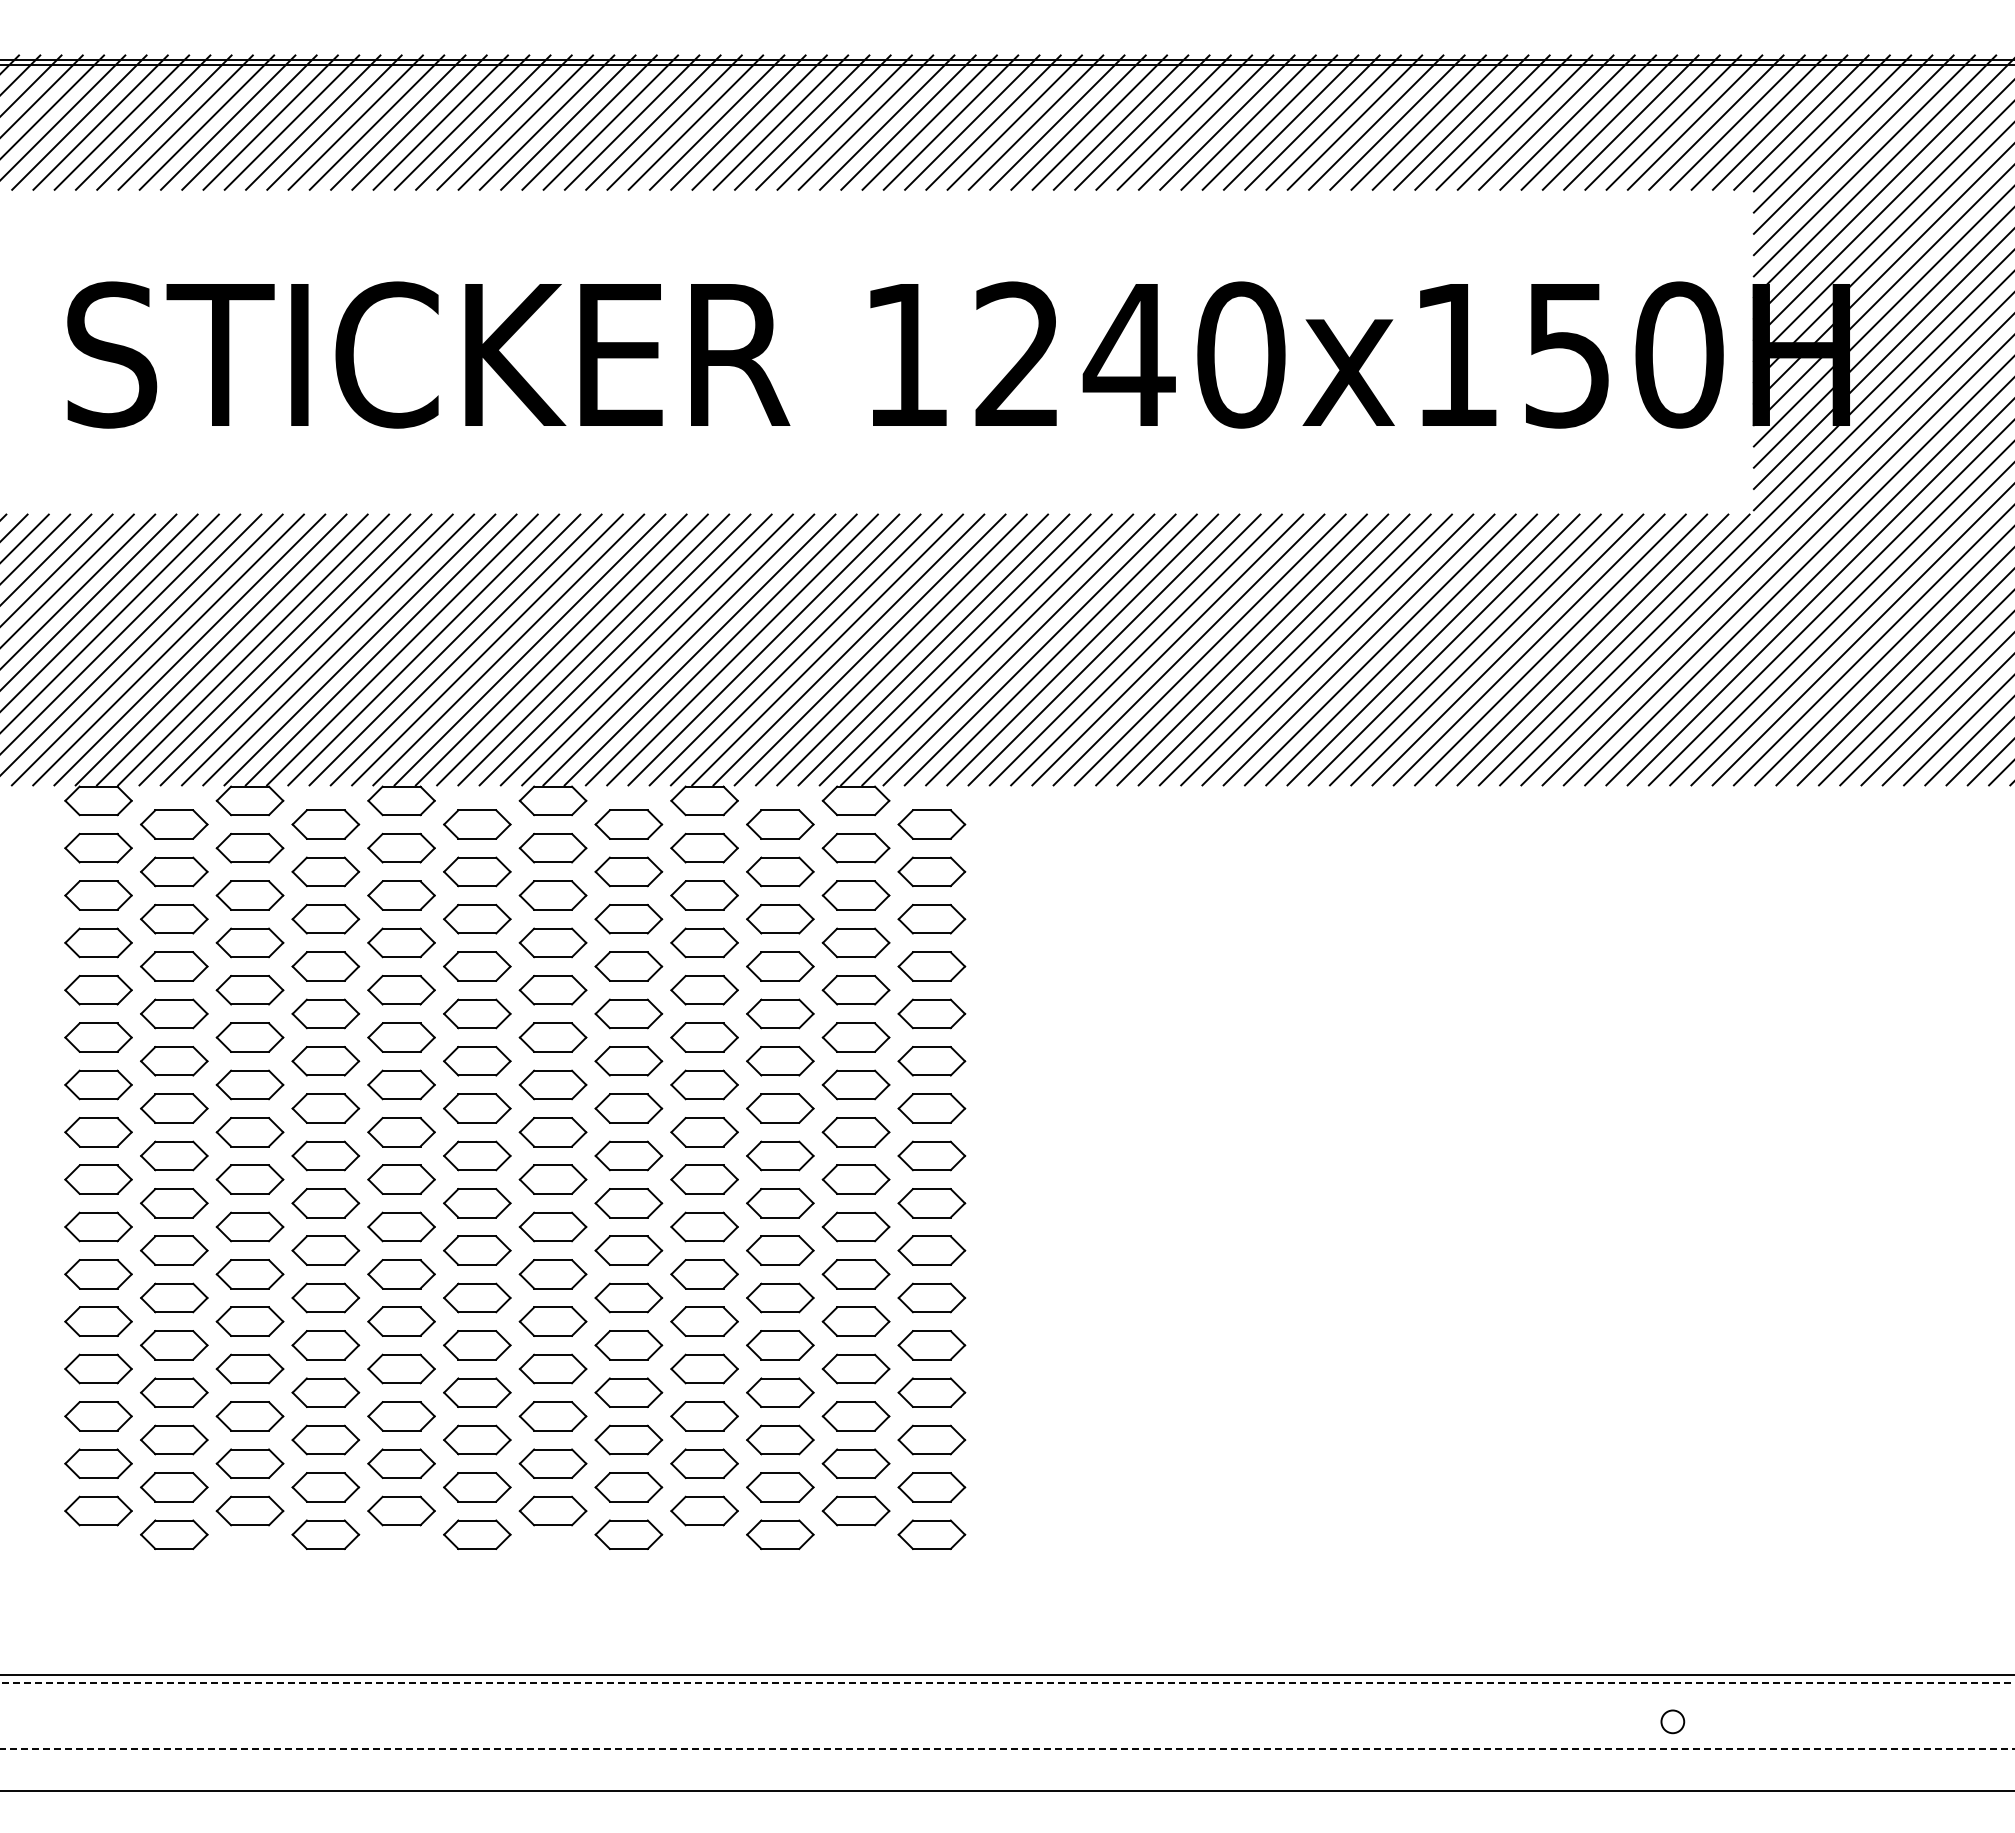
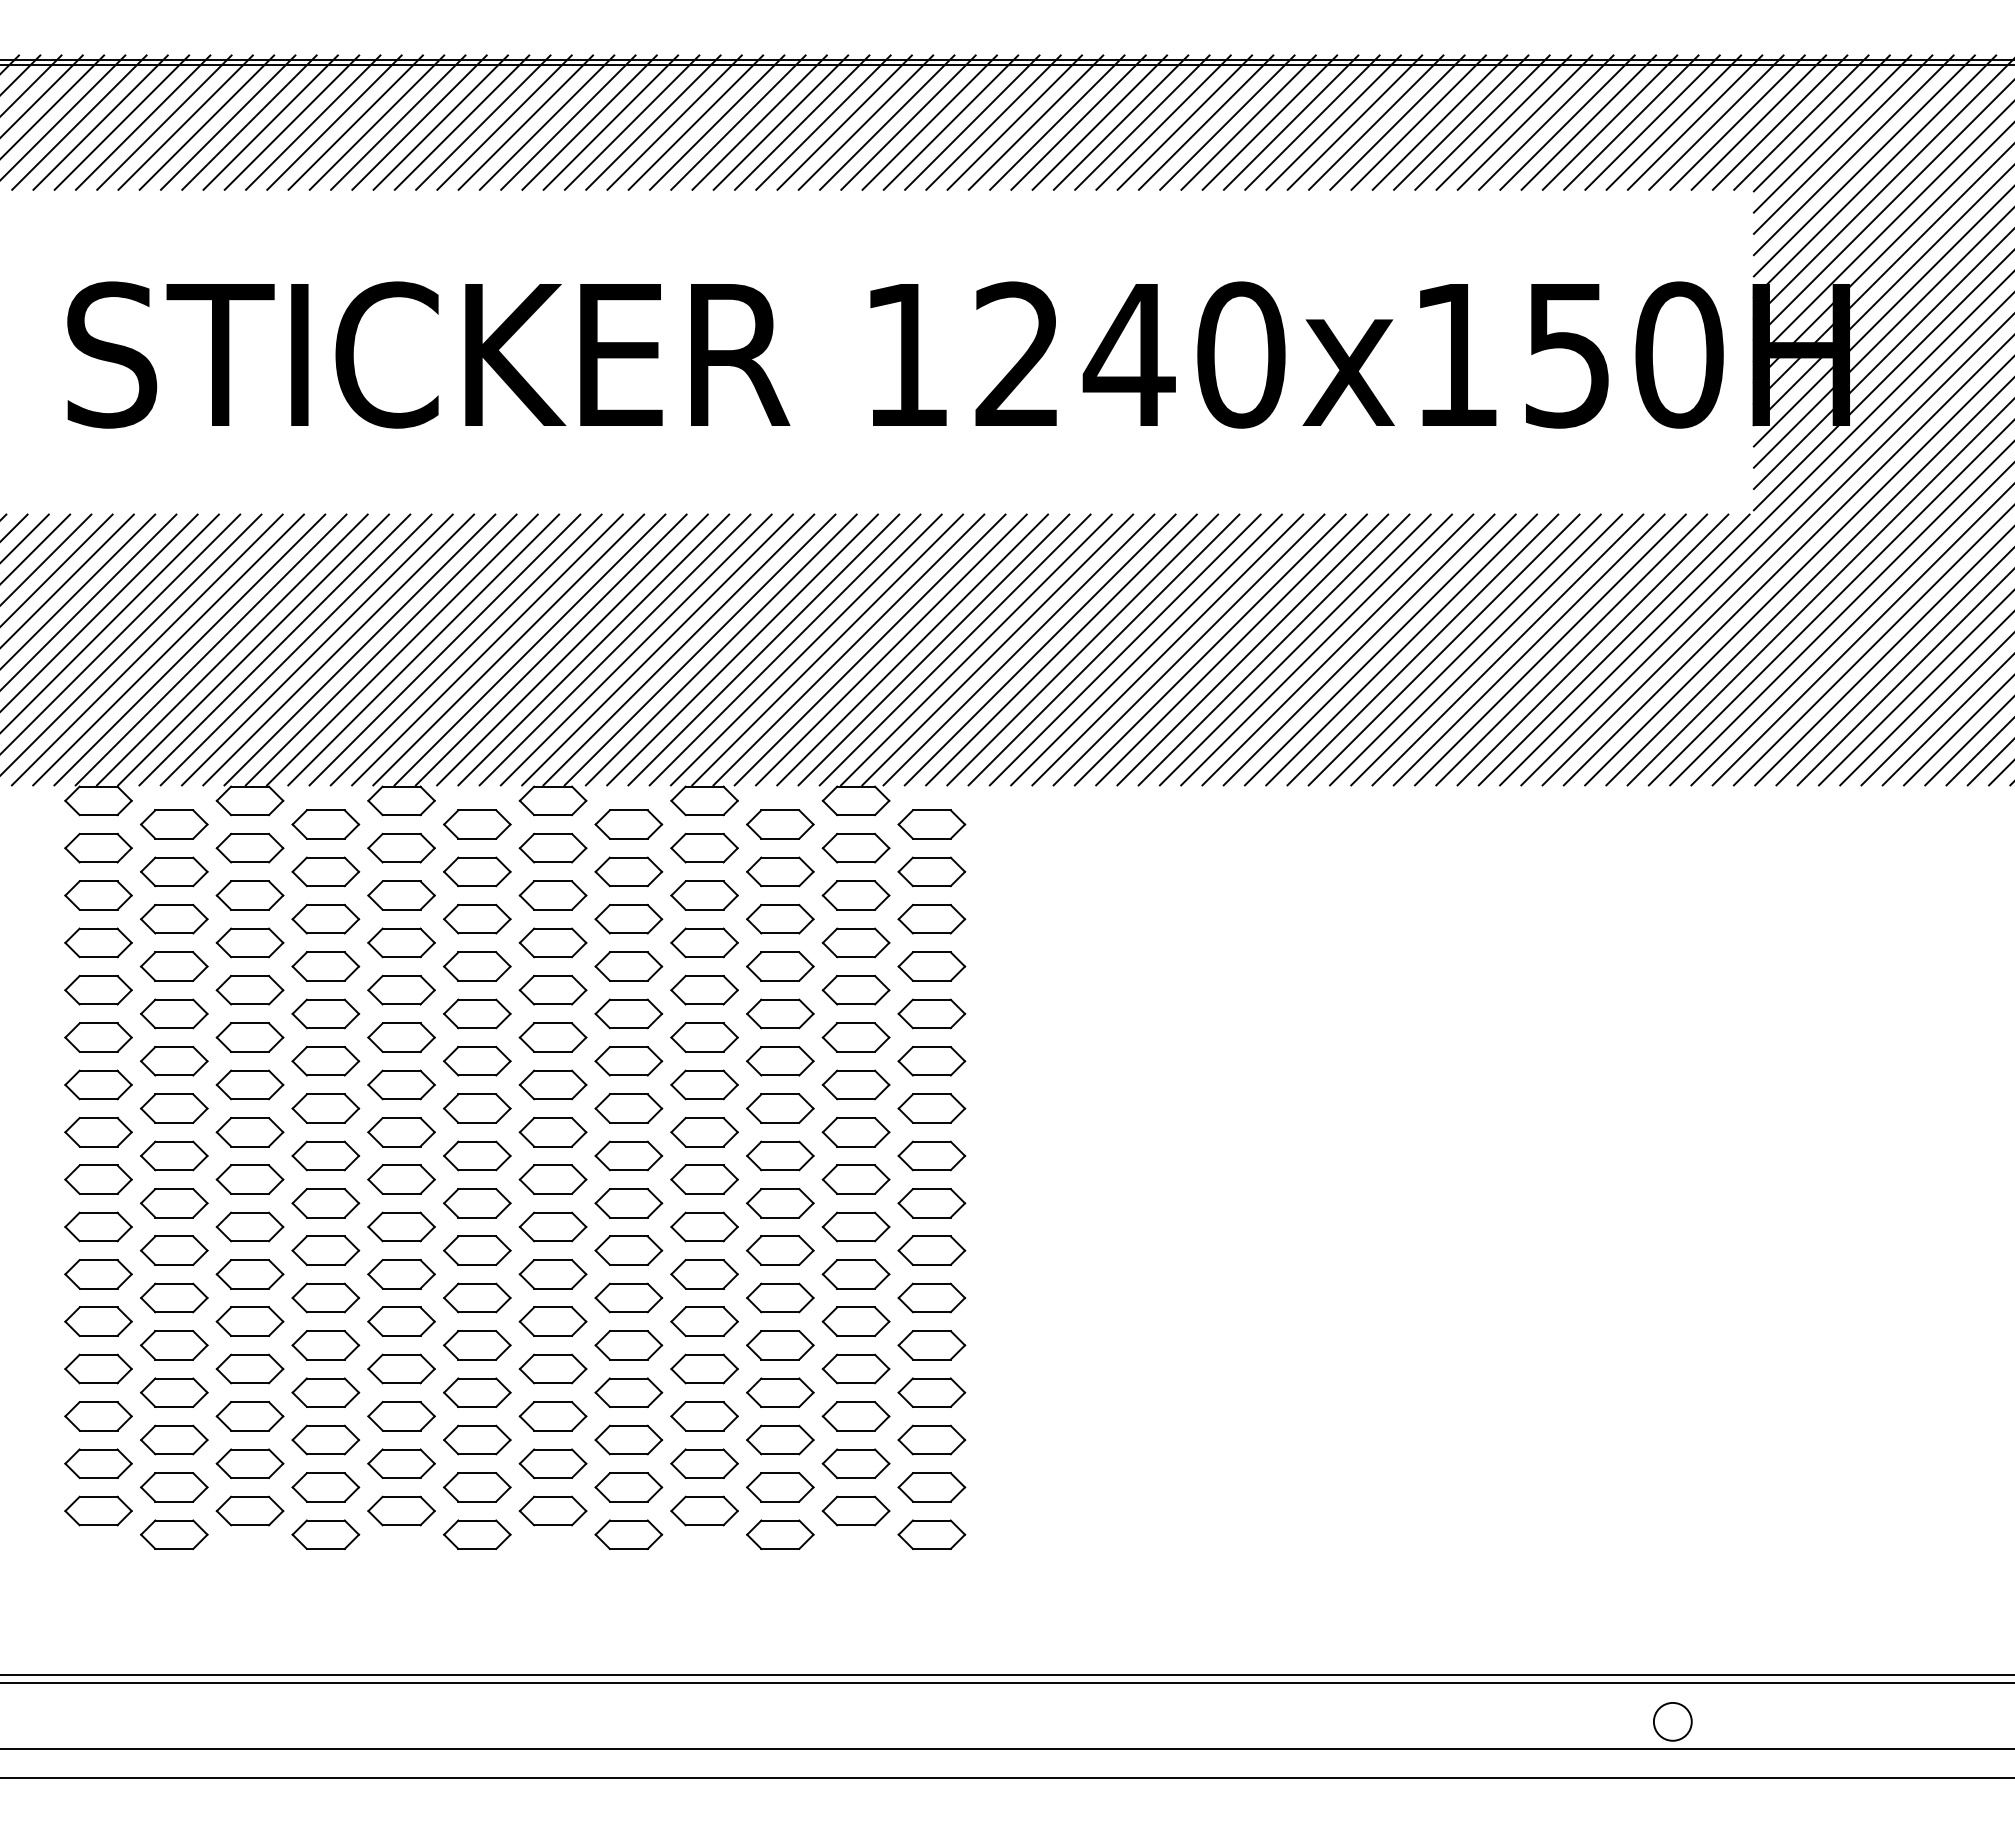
line: dashed -> solid (1007, 1682)
circle diameter: 23 px -> 38 px (1672, 1721)
line: dashed -> solid (1007, 1749)
line position: (1006, 1791) -> (1006, 1778) (1006, 1778)
